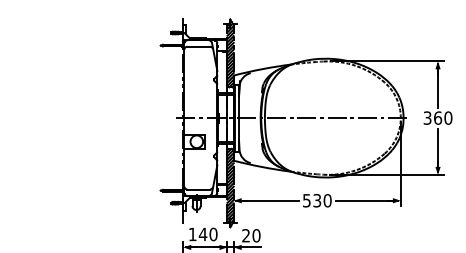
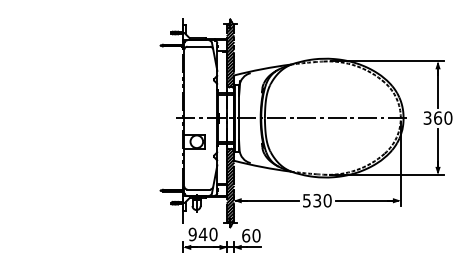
text: 140 -> 940 (192, 234)
text: 20 -> 60 (246, 235)
